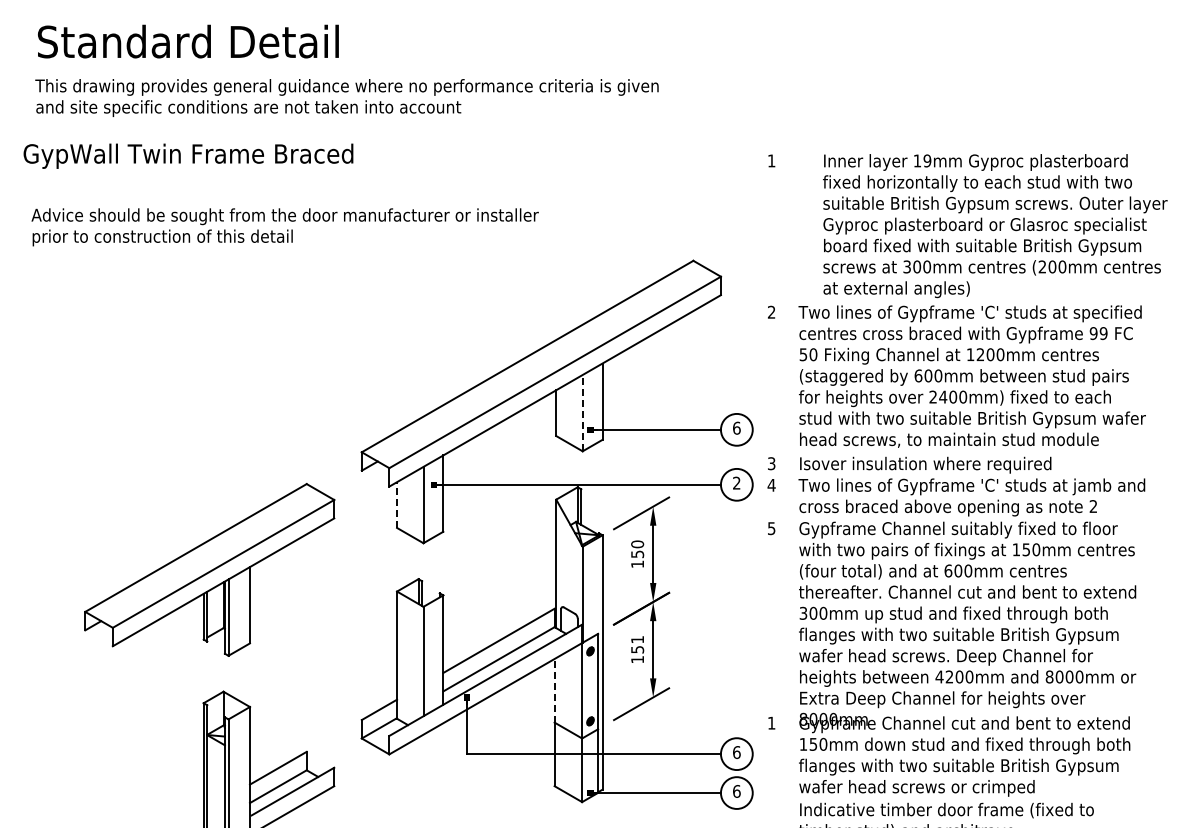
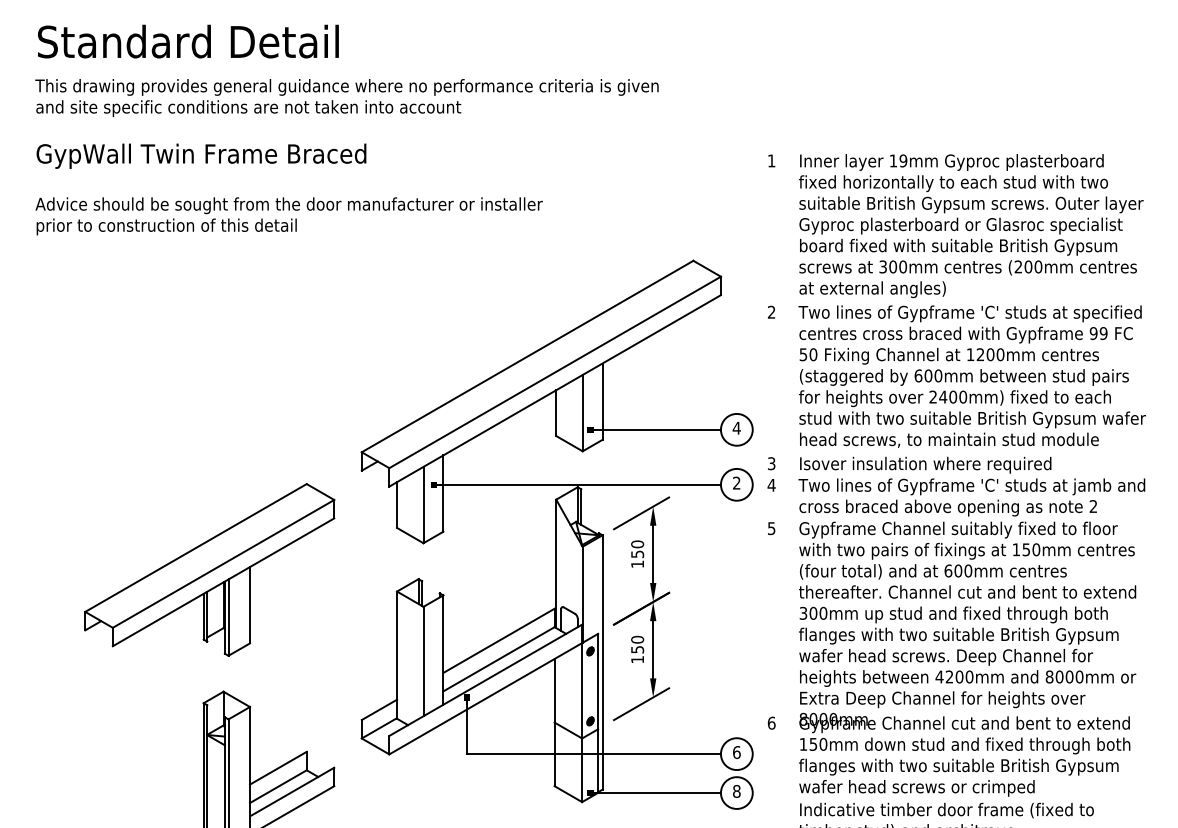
text position: (188, 155) -> (201, 155) (201, 155)
text position: (995, 226) -> (971, 226) (971, 226)
text position: (284, 227) -> (288, 216) (288, 216)
line: dashed -> solid (582, 412)
text: 6 -> 4 (736, 427)
line: dashed -> solid (397, 505)
text: 151 -> 150 (637, 639)
line: dashed -> solid (554, 690)
text: 1 -> 6 (771, 722)
text: 6 -> 8 (736, 791)
